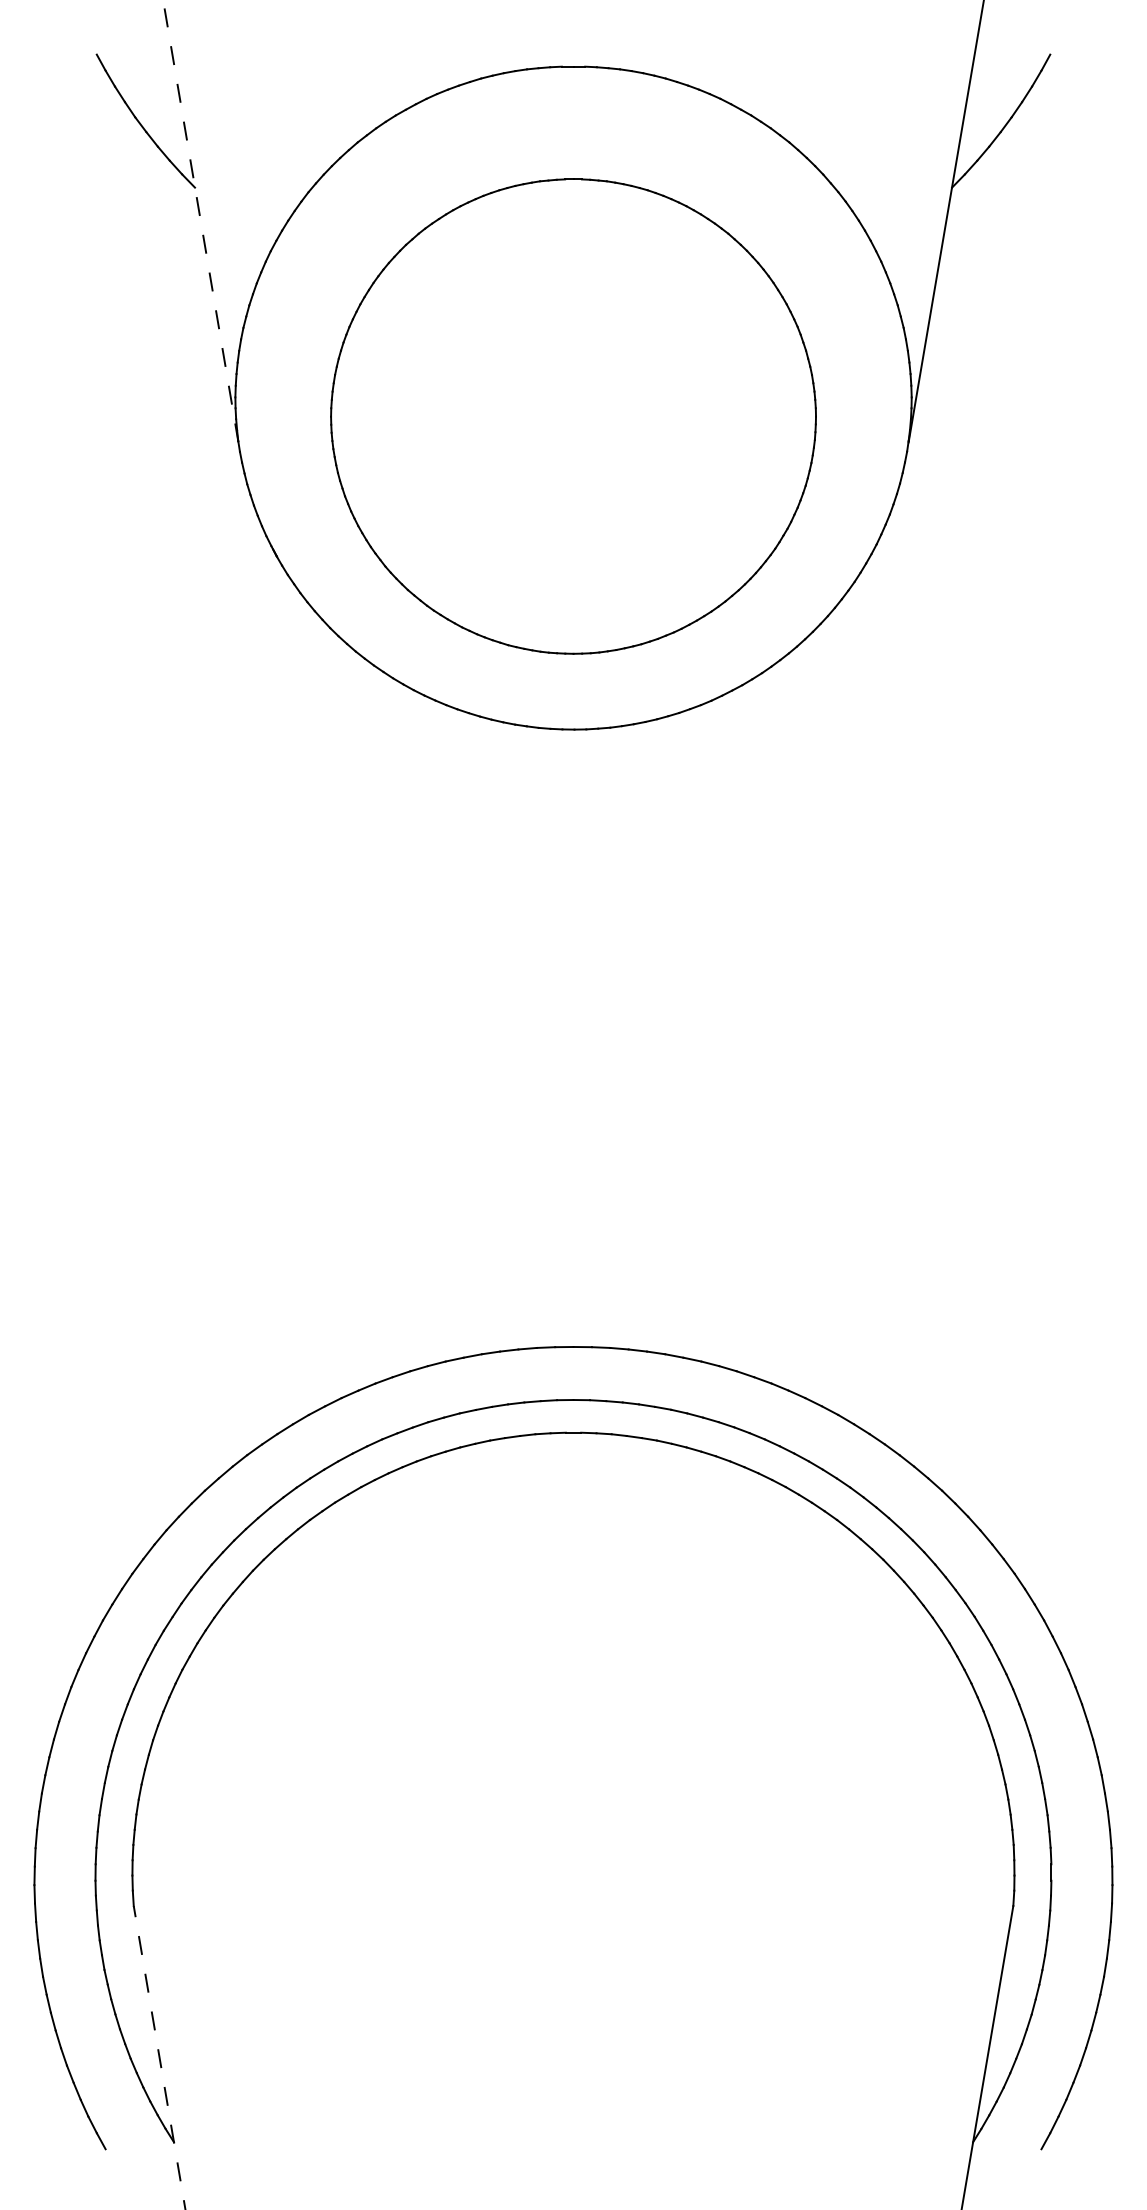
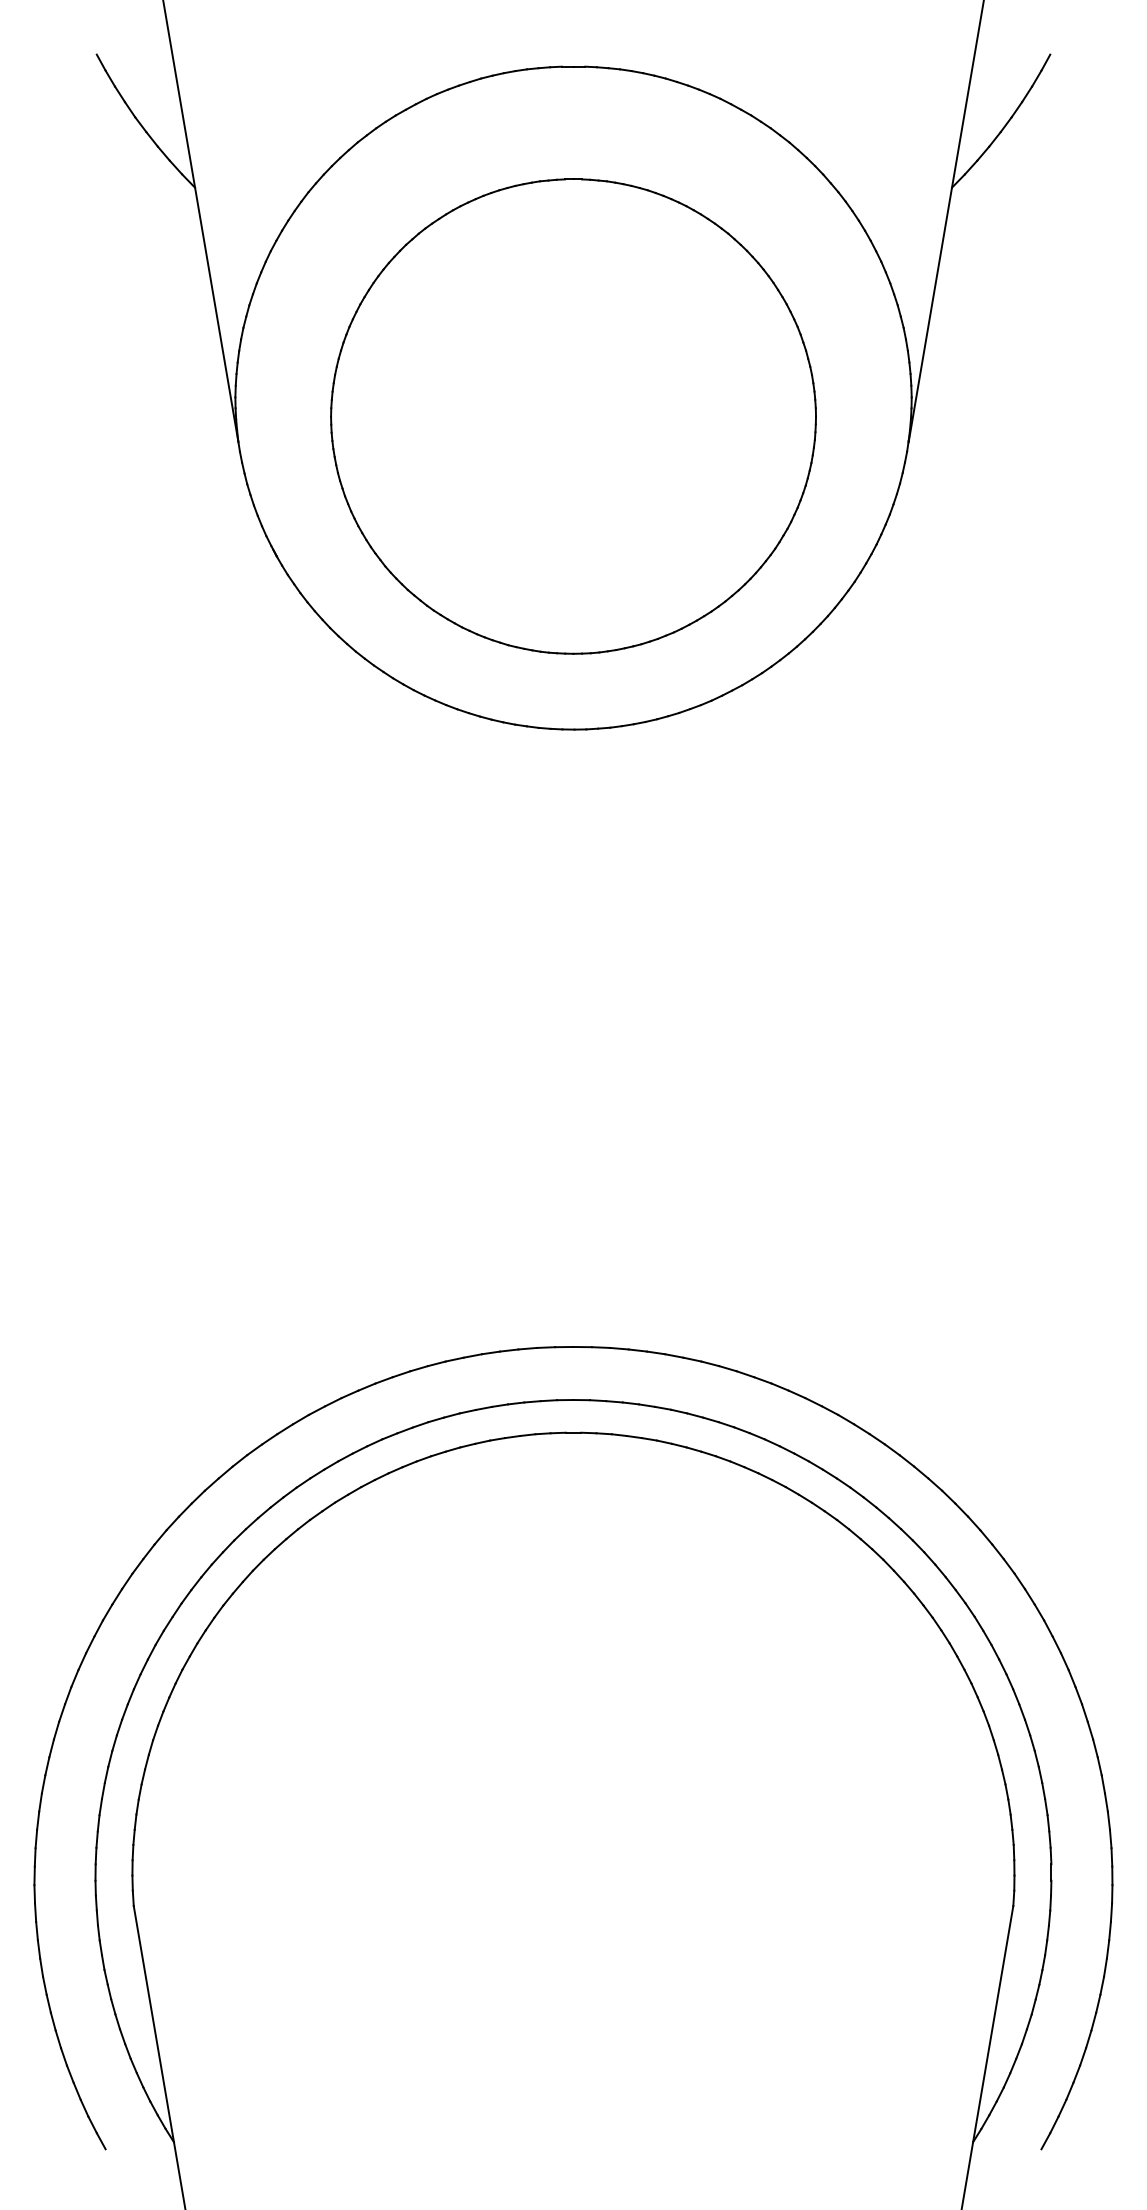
line: dashed -> solid (200, 221)
line: dashed -> solid (159, 2057)
